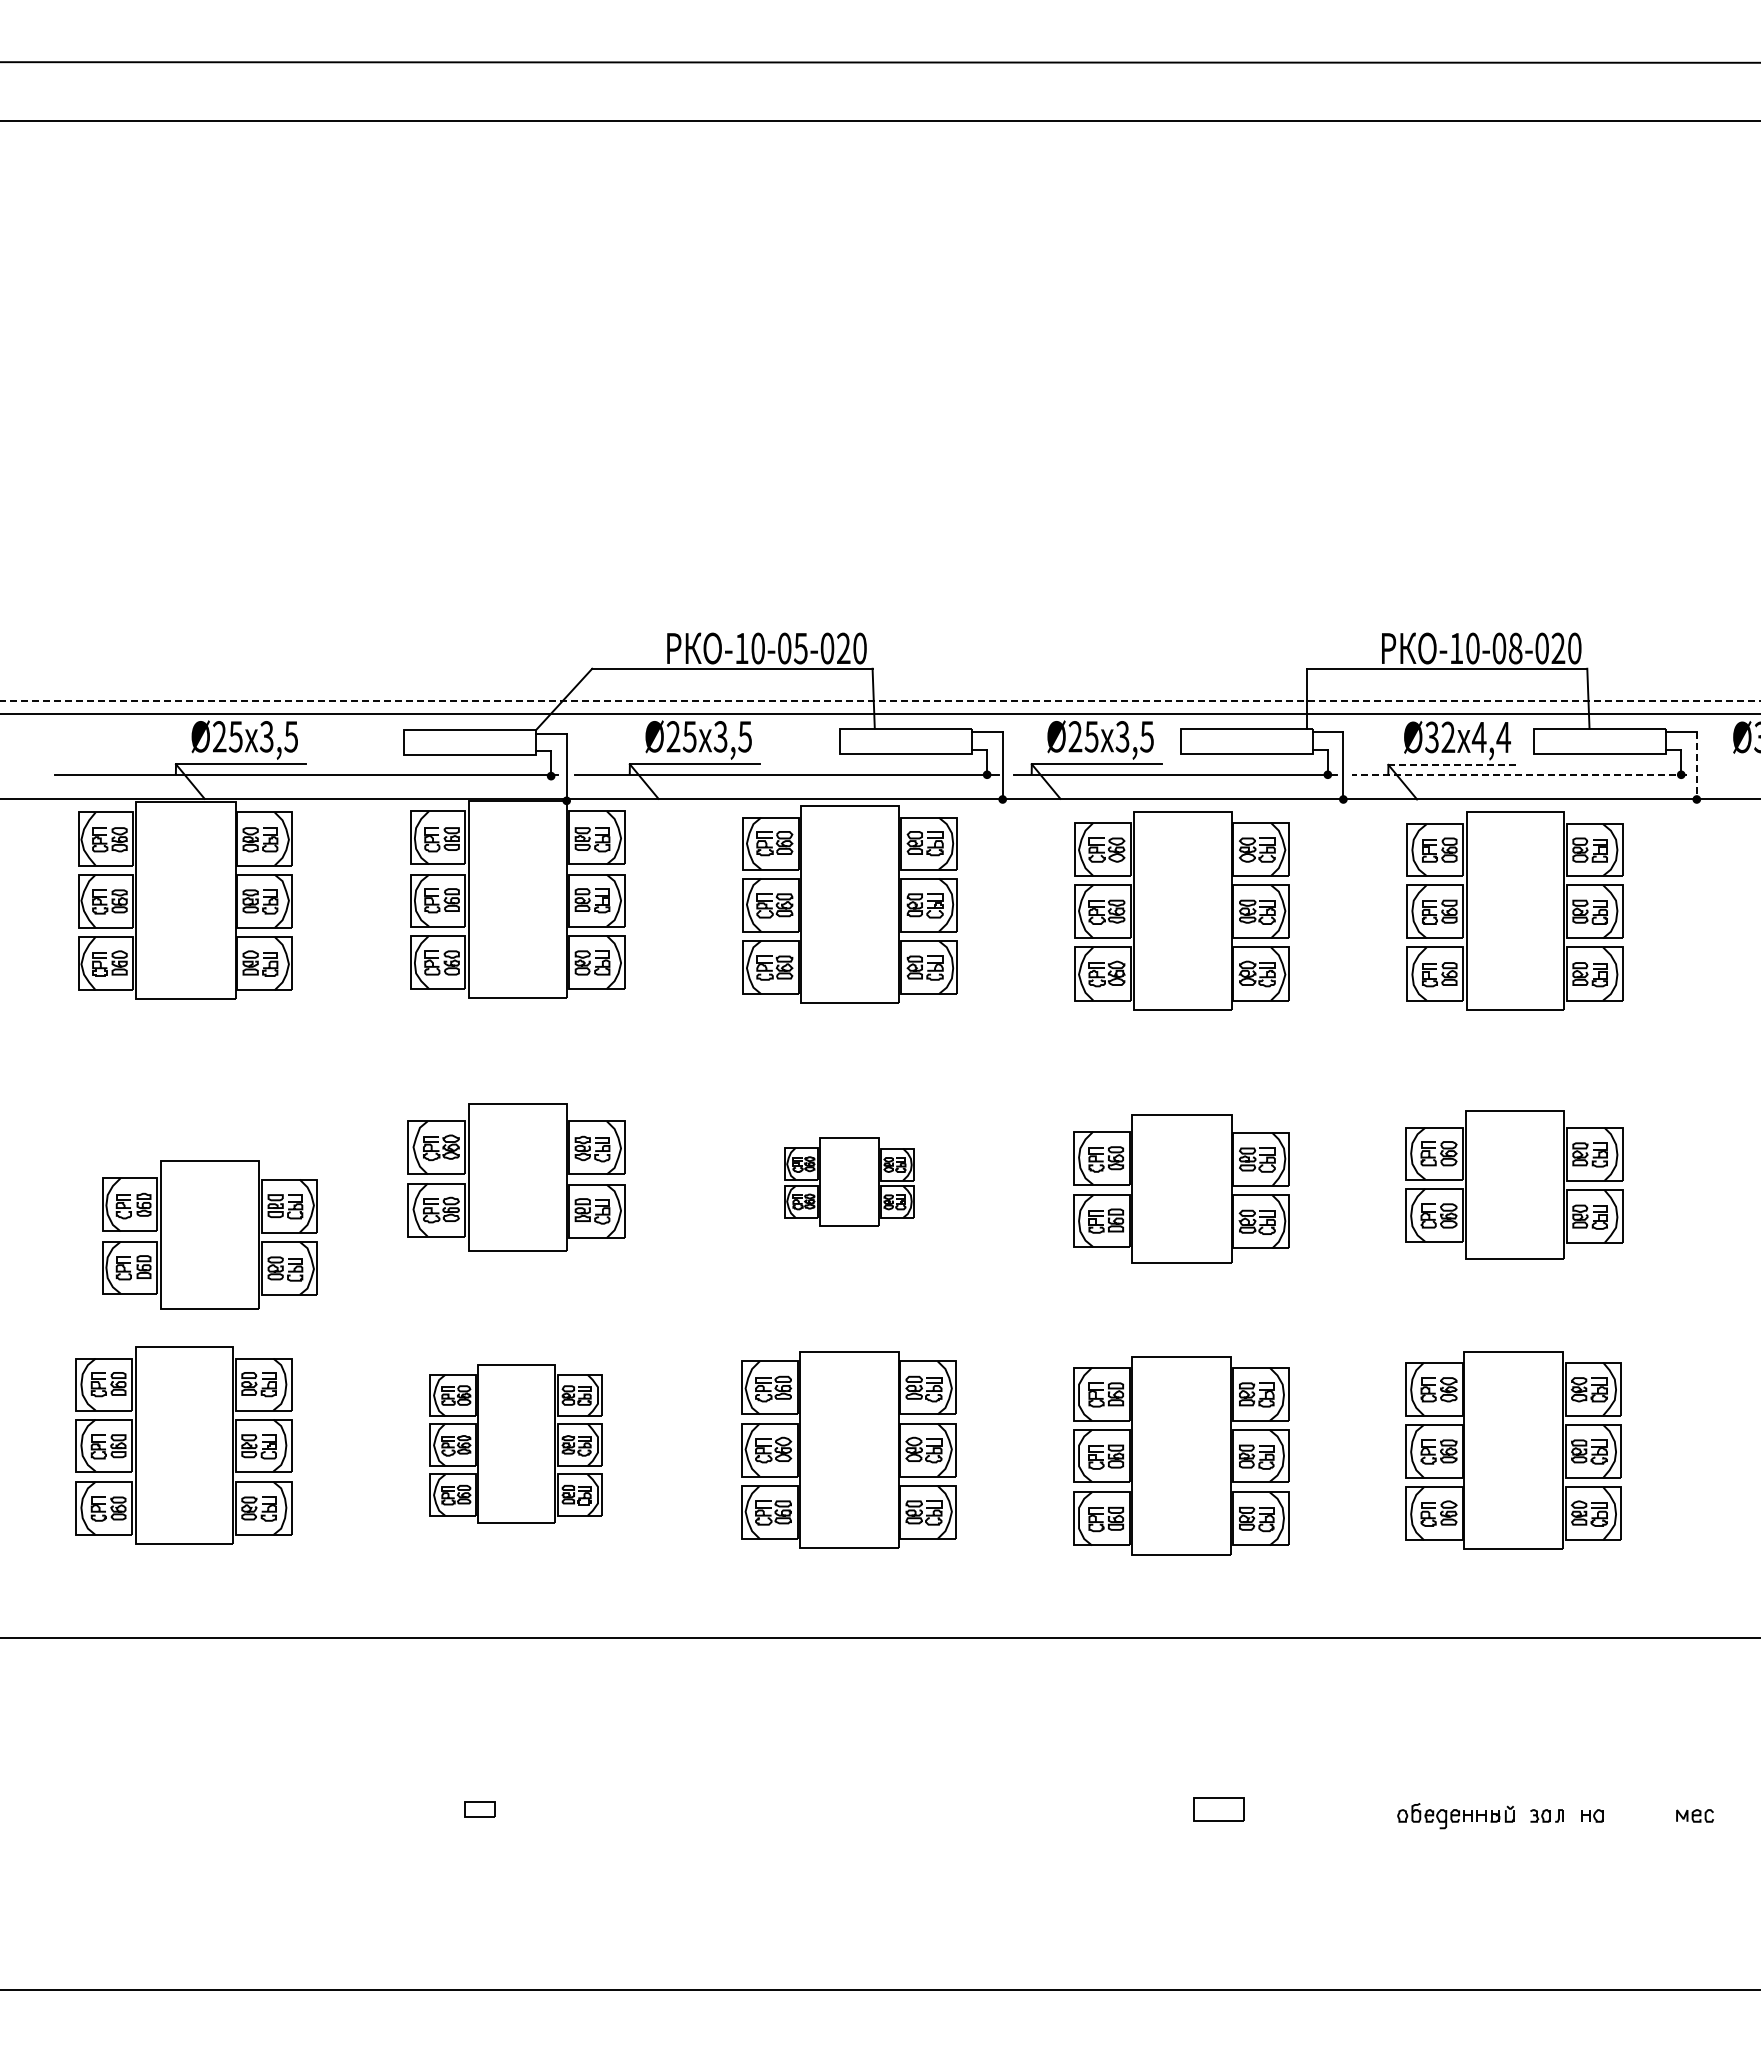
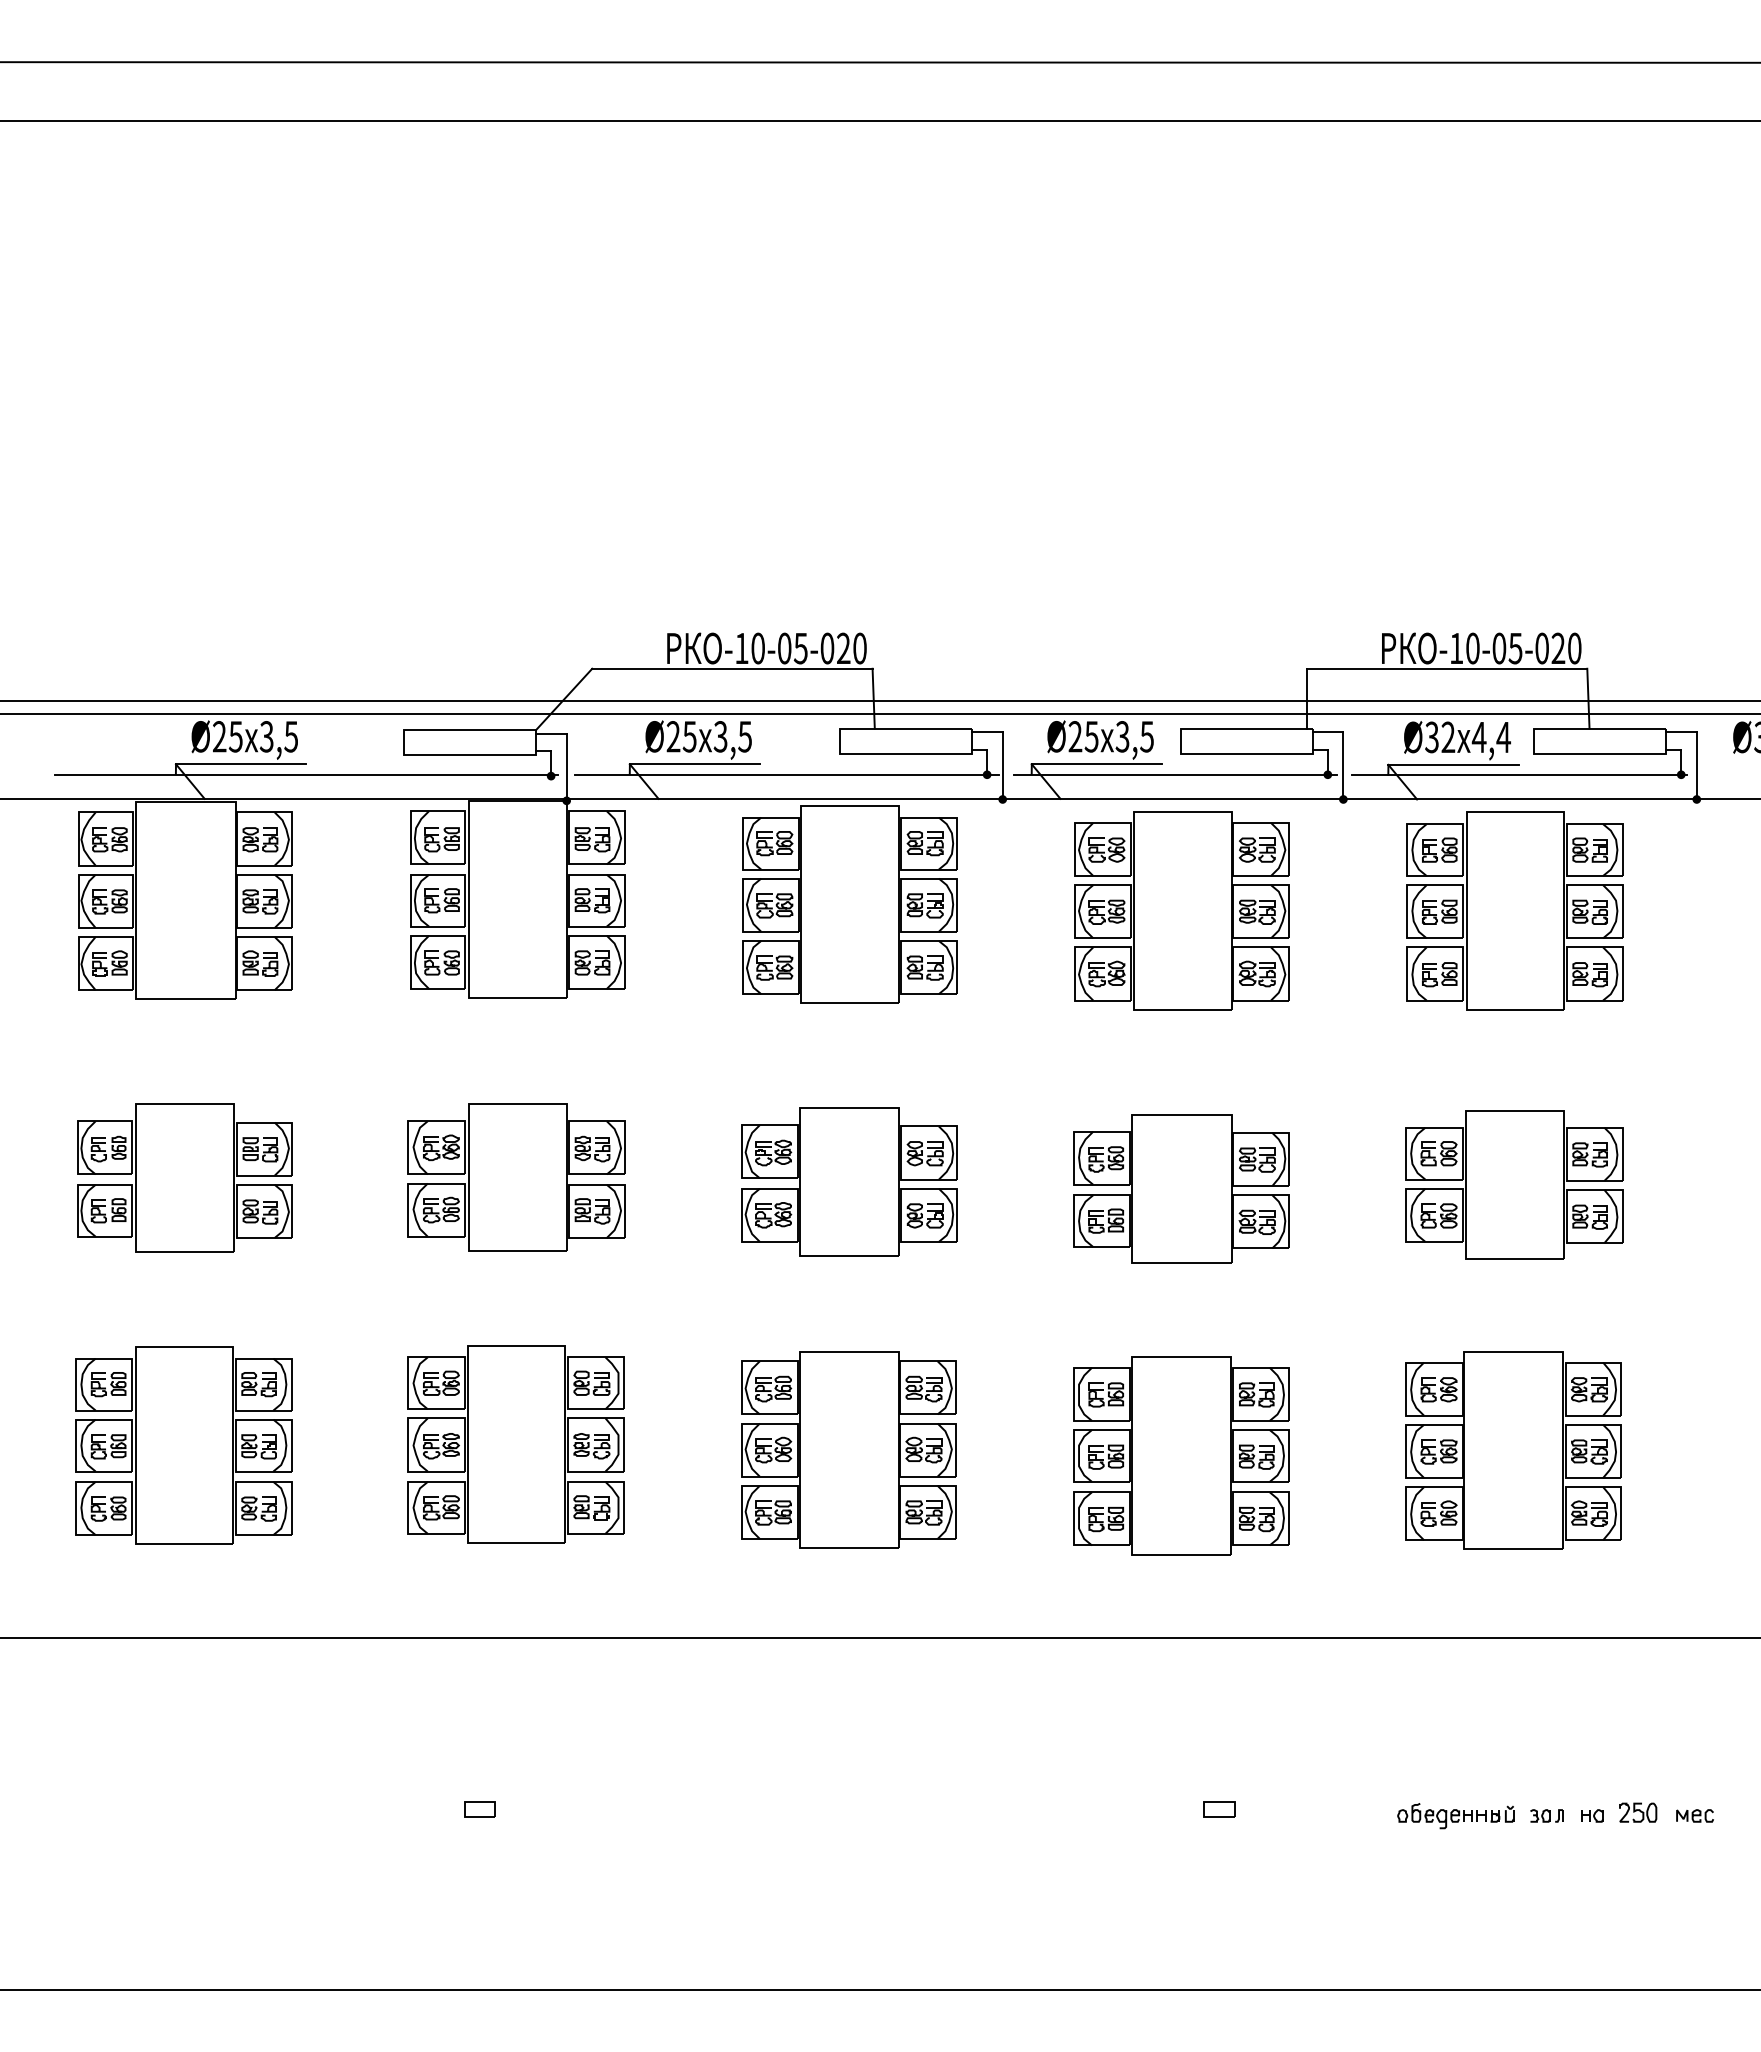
text: -10-08-020 -> -10-05-020 (1515, 648)
line: dashed -> solid (881, 700)
line: dashed -> solid (1454, 764)
line: dashed -> solid (1696, 765)
line: dashed -> solid (1518, 774)
part size: 131x90 px -> 217x150 px (849, 1181)
part position: (209, 1234) -> (184, 1177) (184, 1177)
part size: 174x160 px -> 218x199 px (515, 1444)
part size: 52x25 px -> 33x17 px (1219, 1809)
part: none -> present (1638, 1812)
